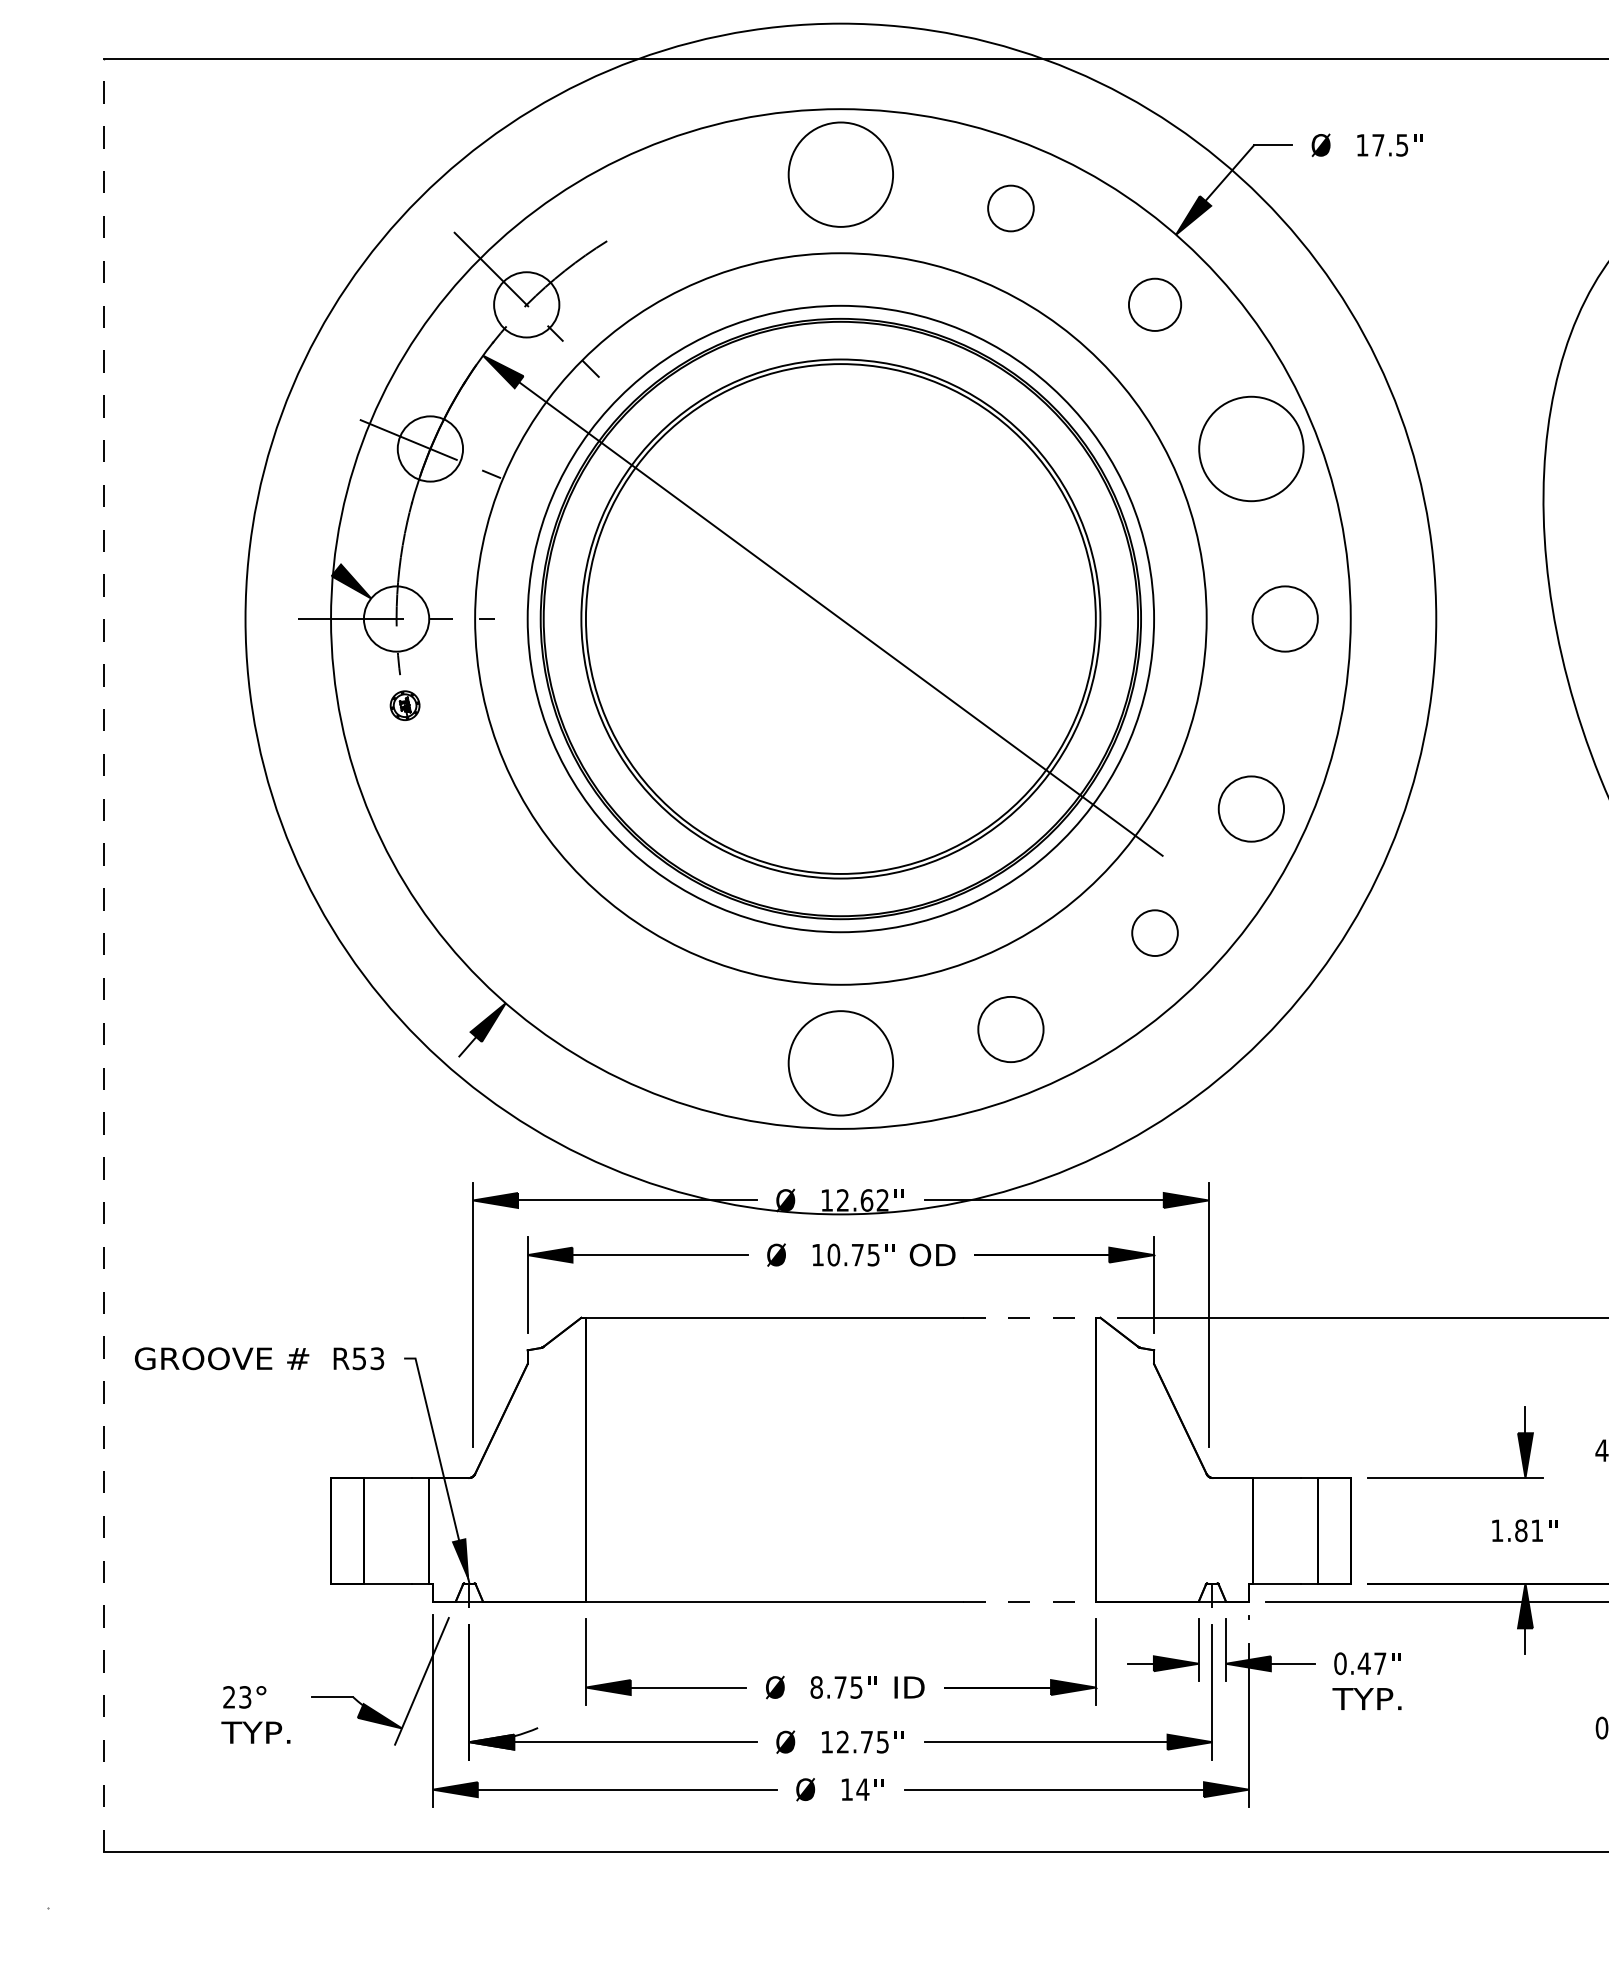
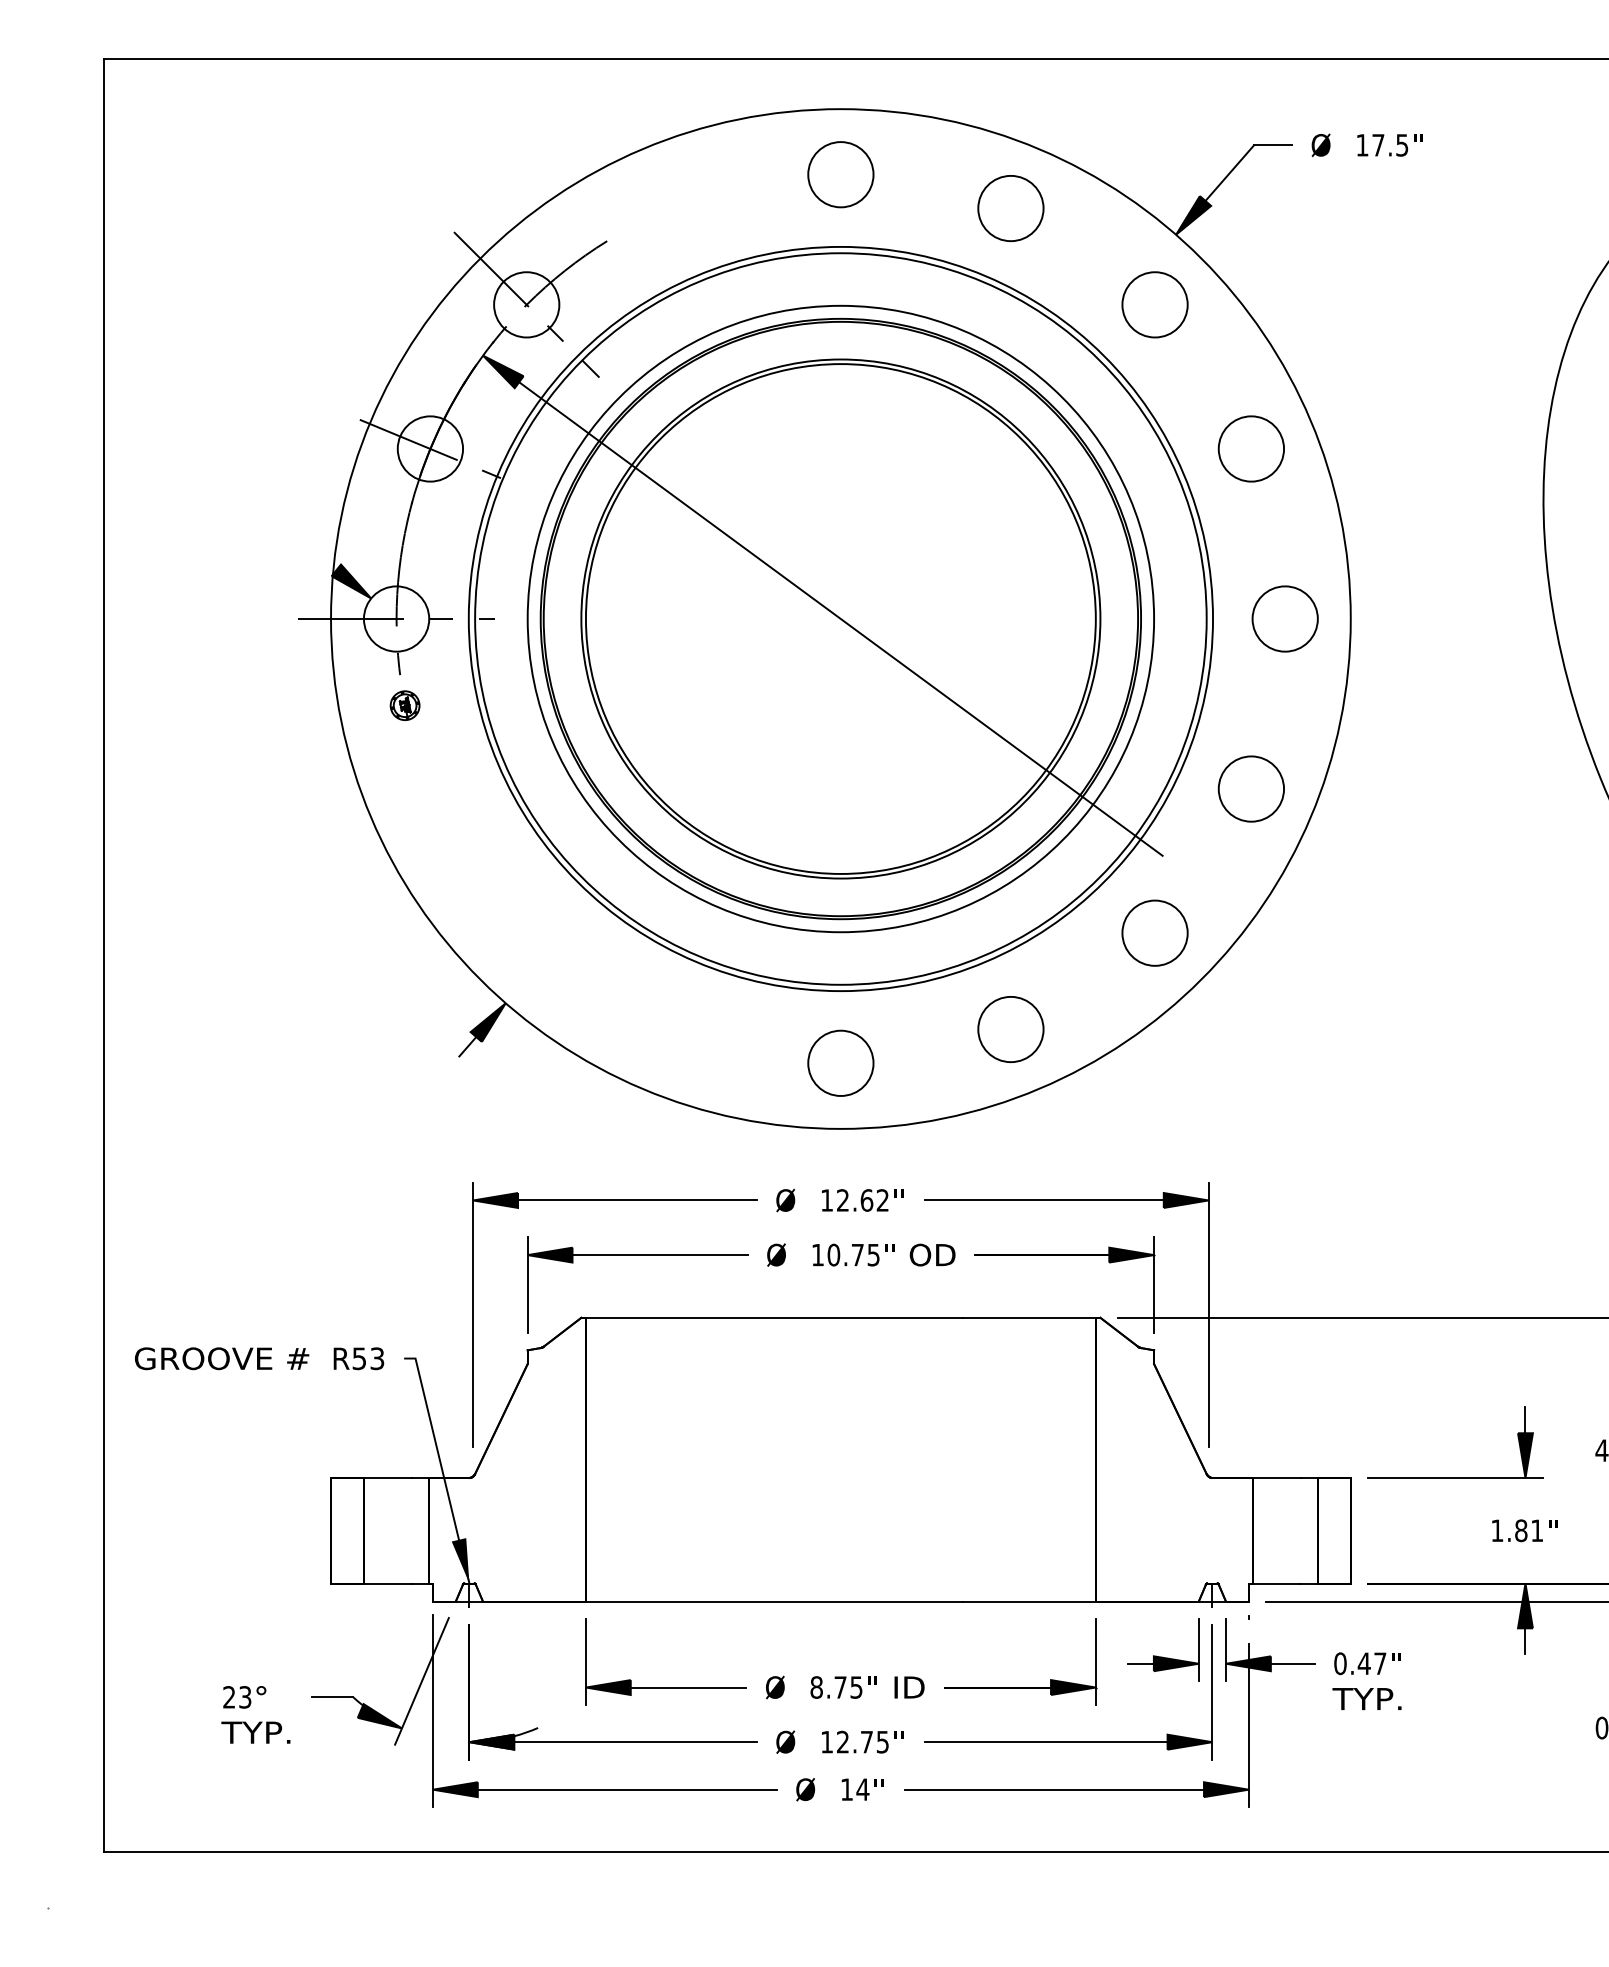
circle diameter: 104 px -> 65 px (840, 174)
circle size: 48x49 px -> 68x67 px (1010, 208)
circle diameter: 52 px -> 65 px (1154, 304)
circle diameter: 104 px -> 65 px (1251, 448)
circle diameter: 1191 px -> 744 px (840, 618)
circle position: (1250, 808) -> (1250, 788) (1250, 788)
circle size: 48x48 px -> 68x68 px (1154, 932)
line: dashed -> solid (104, 954)
circle diameter: 104 px -> 65 px (840, 1062)
line: dashed -> solid (1029, 1317)
line: dashed -> solid (1029, 1601)
